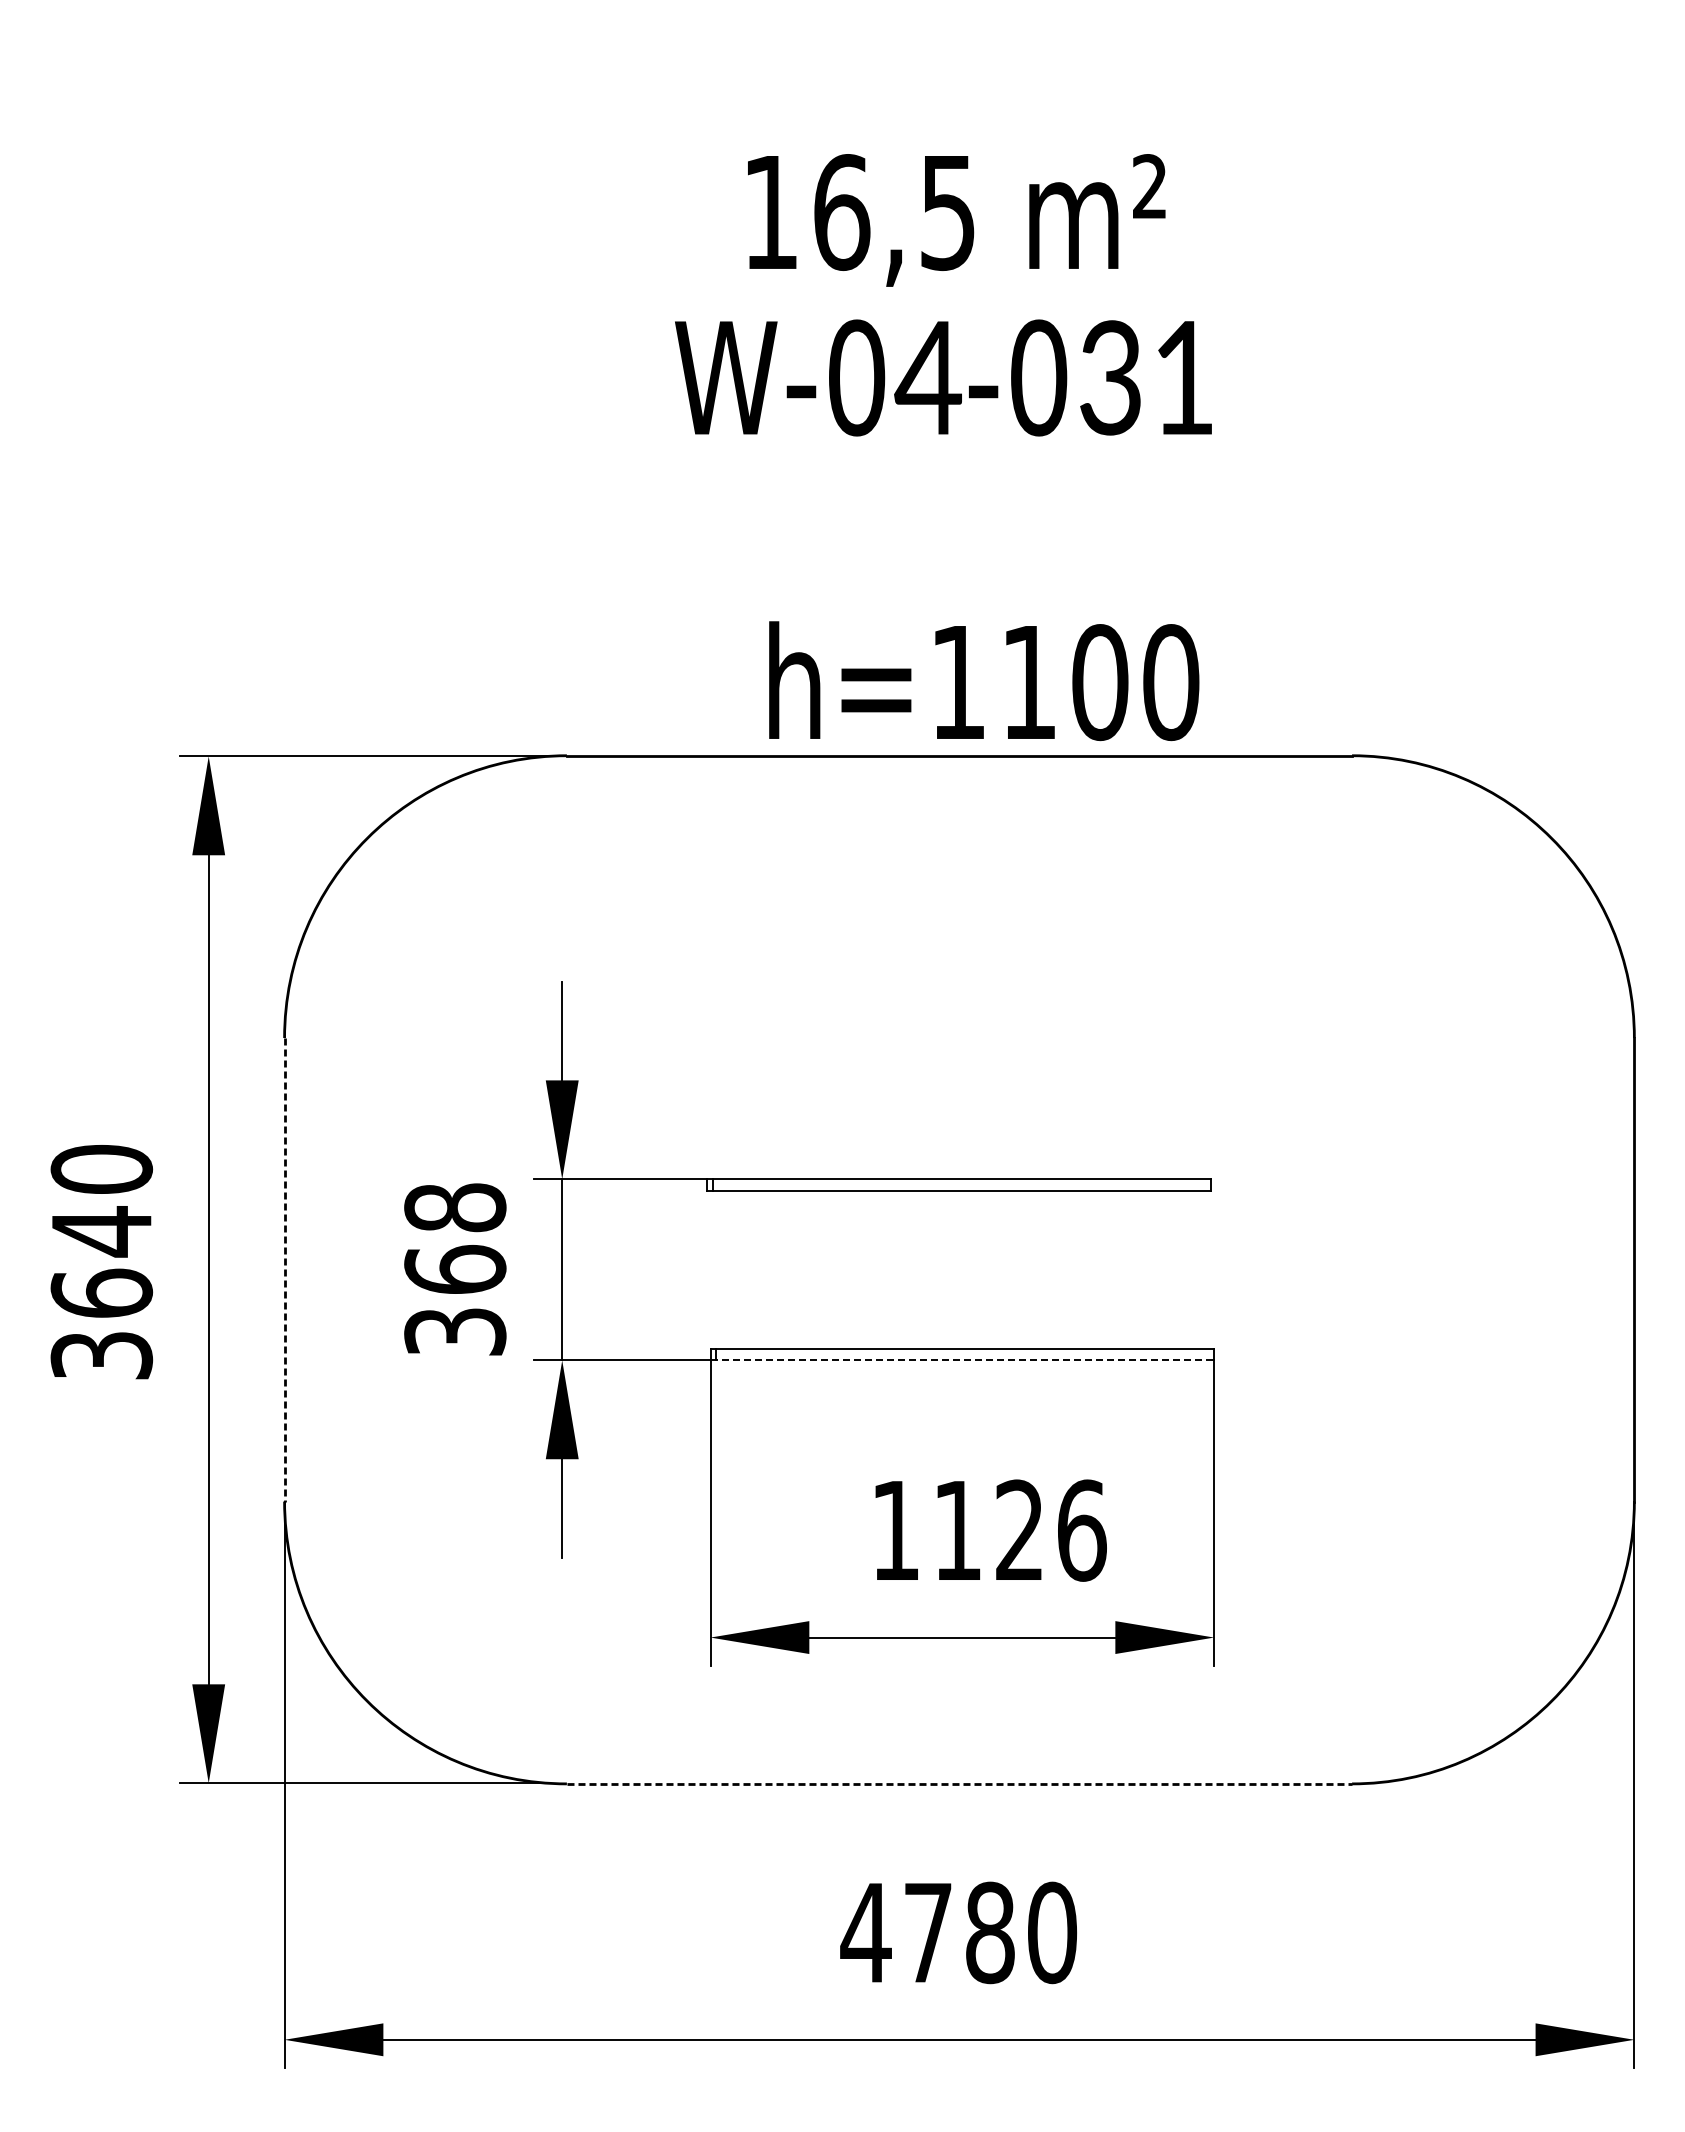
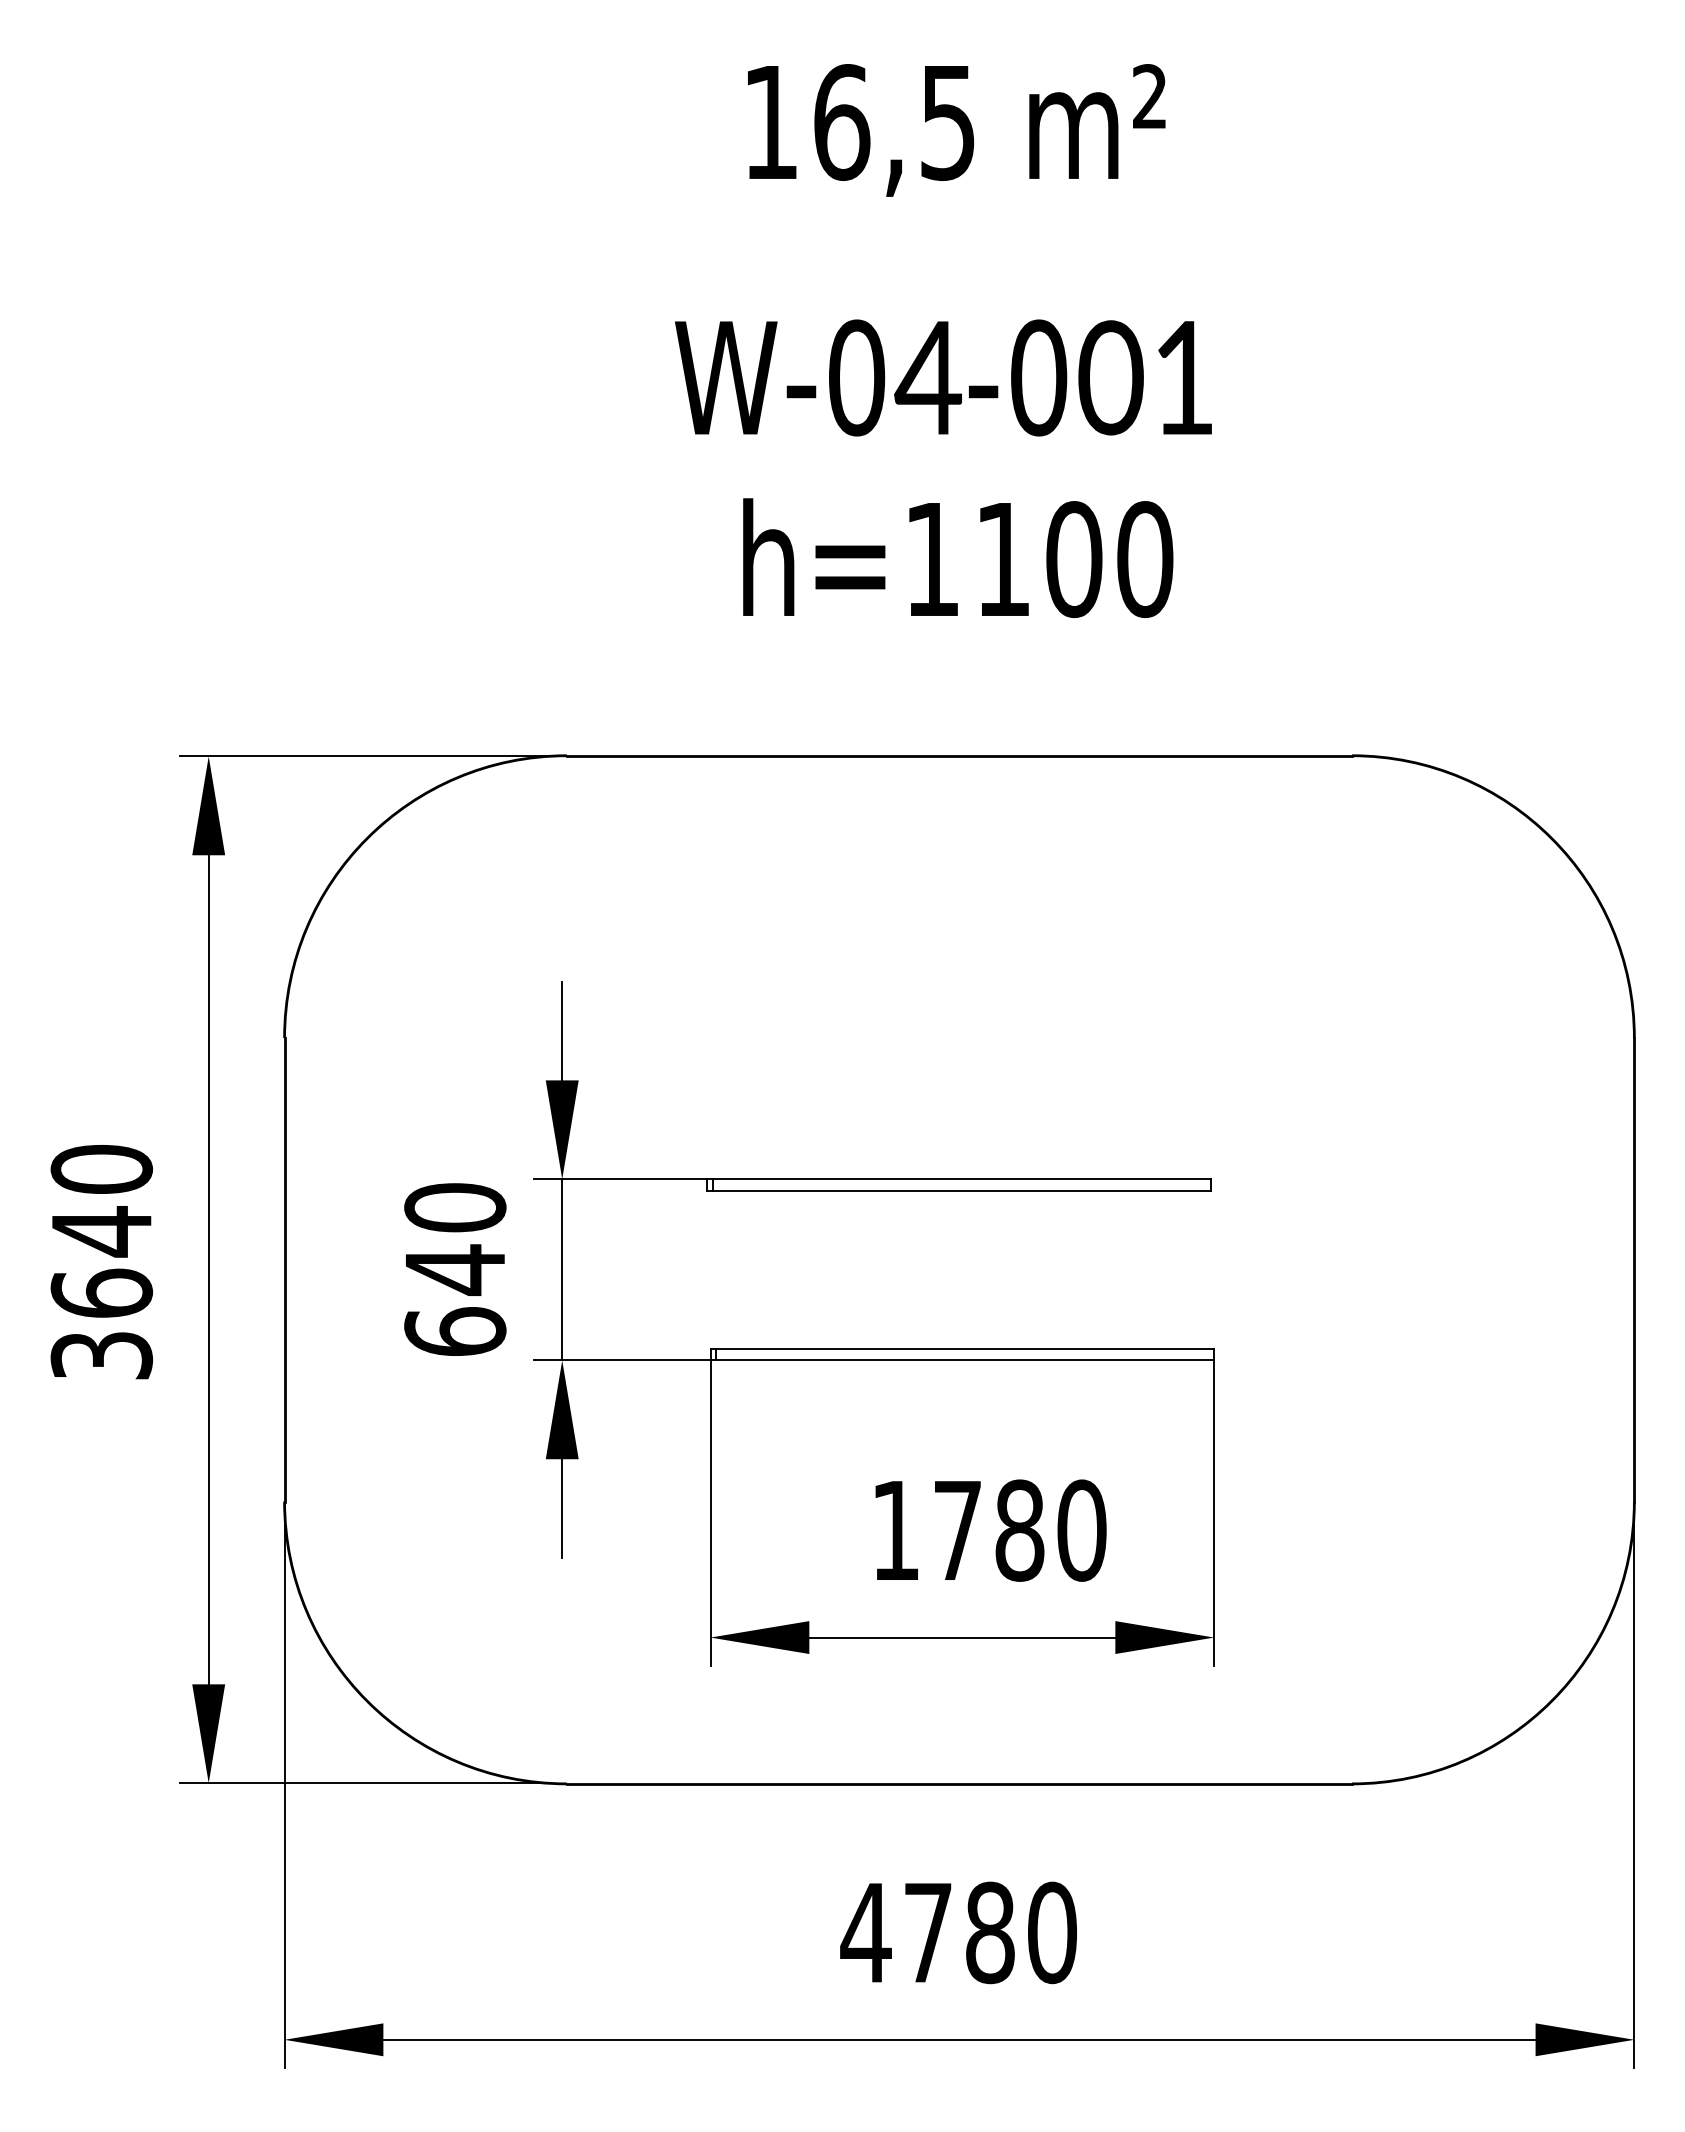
text position: (956, 220) -> (956, 130) (956, 130)
text: 31 -> 01 (1110, 377)
text position: (984, 681) -> (958, 558) (958, 558)
line: dashed -> solid (284, 1269)
text: 368 -> 640 (455, 1269)
line: dashed -> solid (962, 1360)
text: 1126 -> 1780 (1020, 1530)
line: dashed -> solid (959, 1783)
